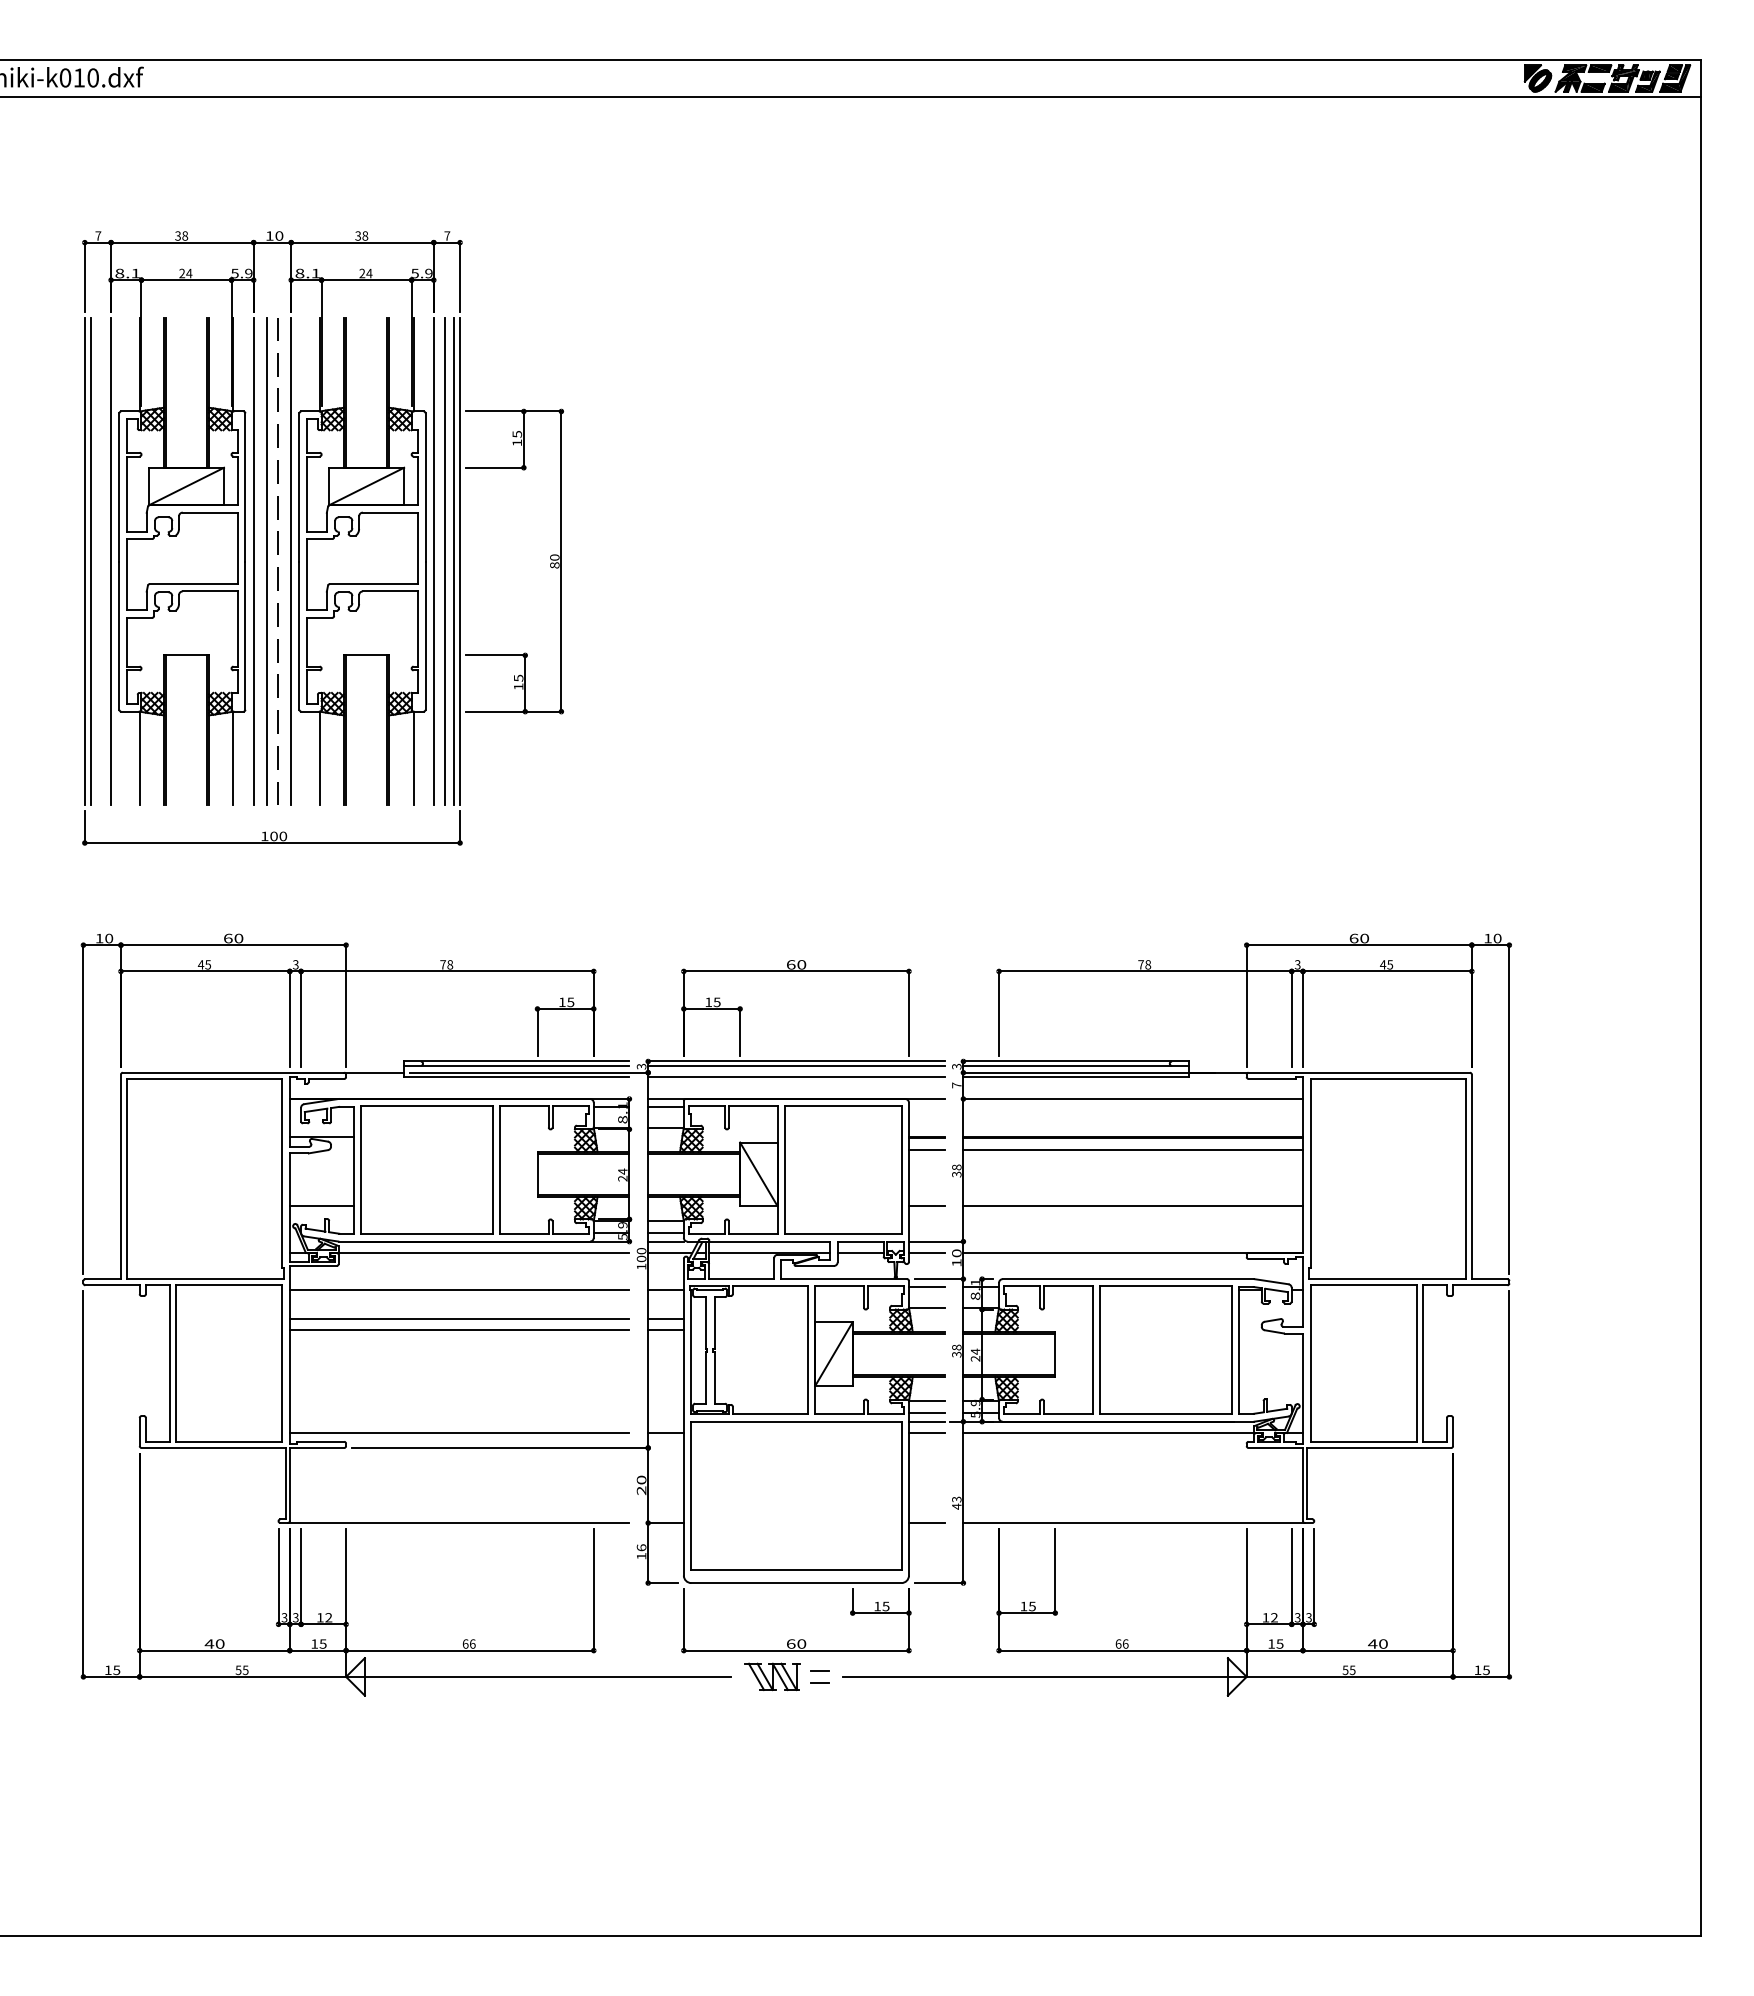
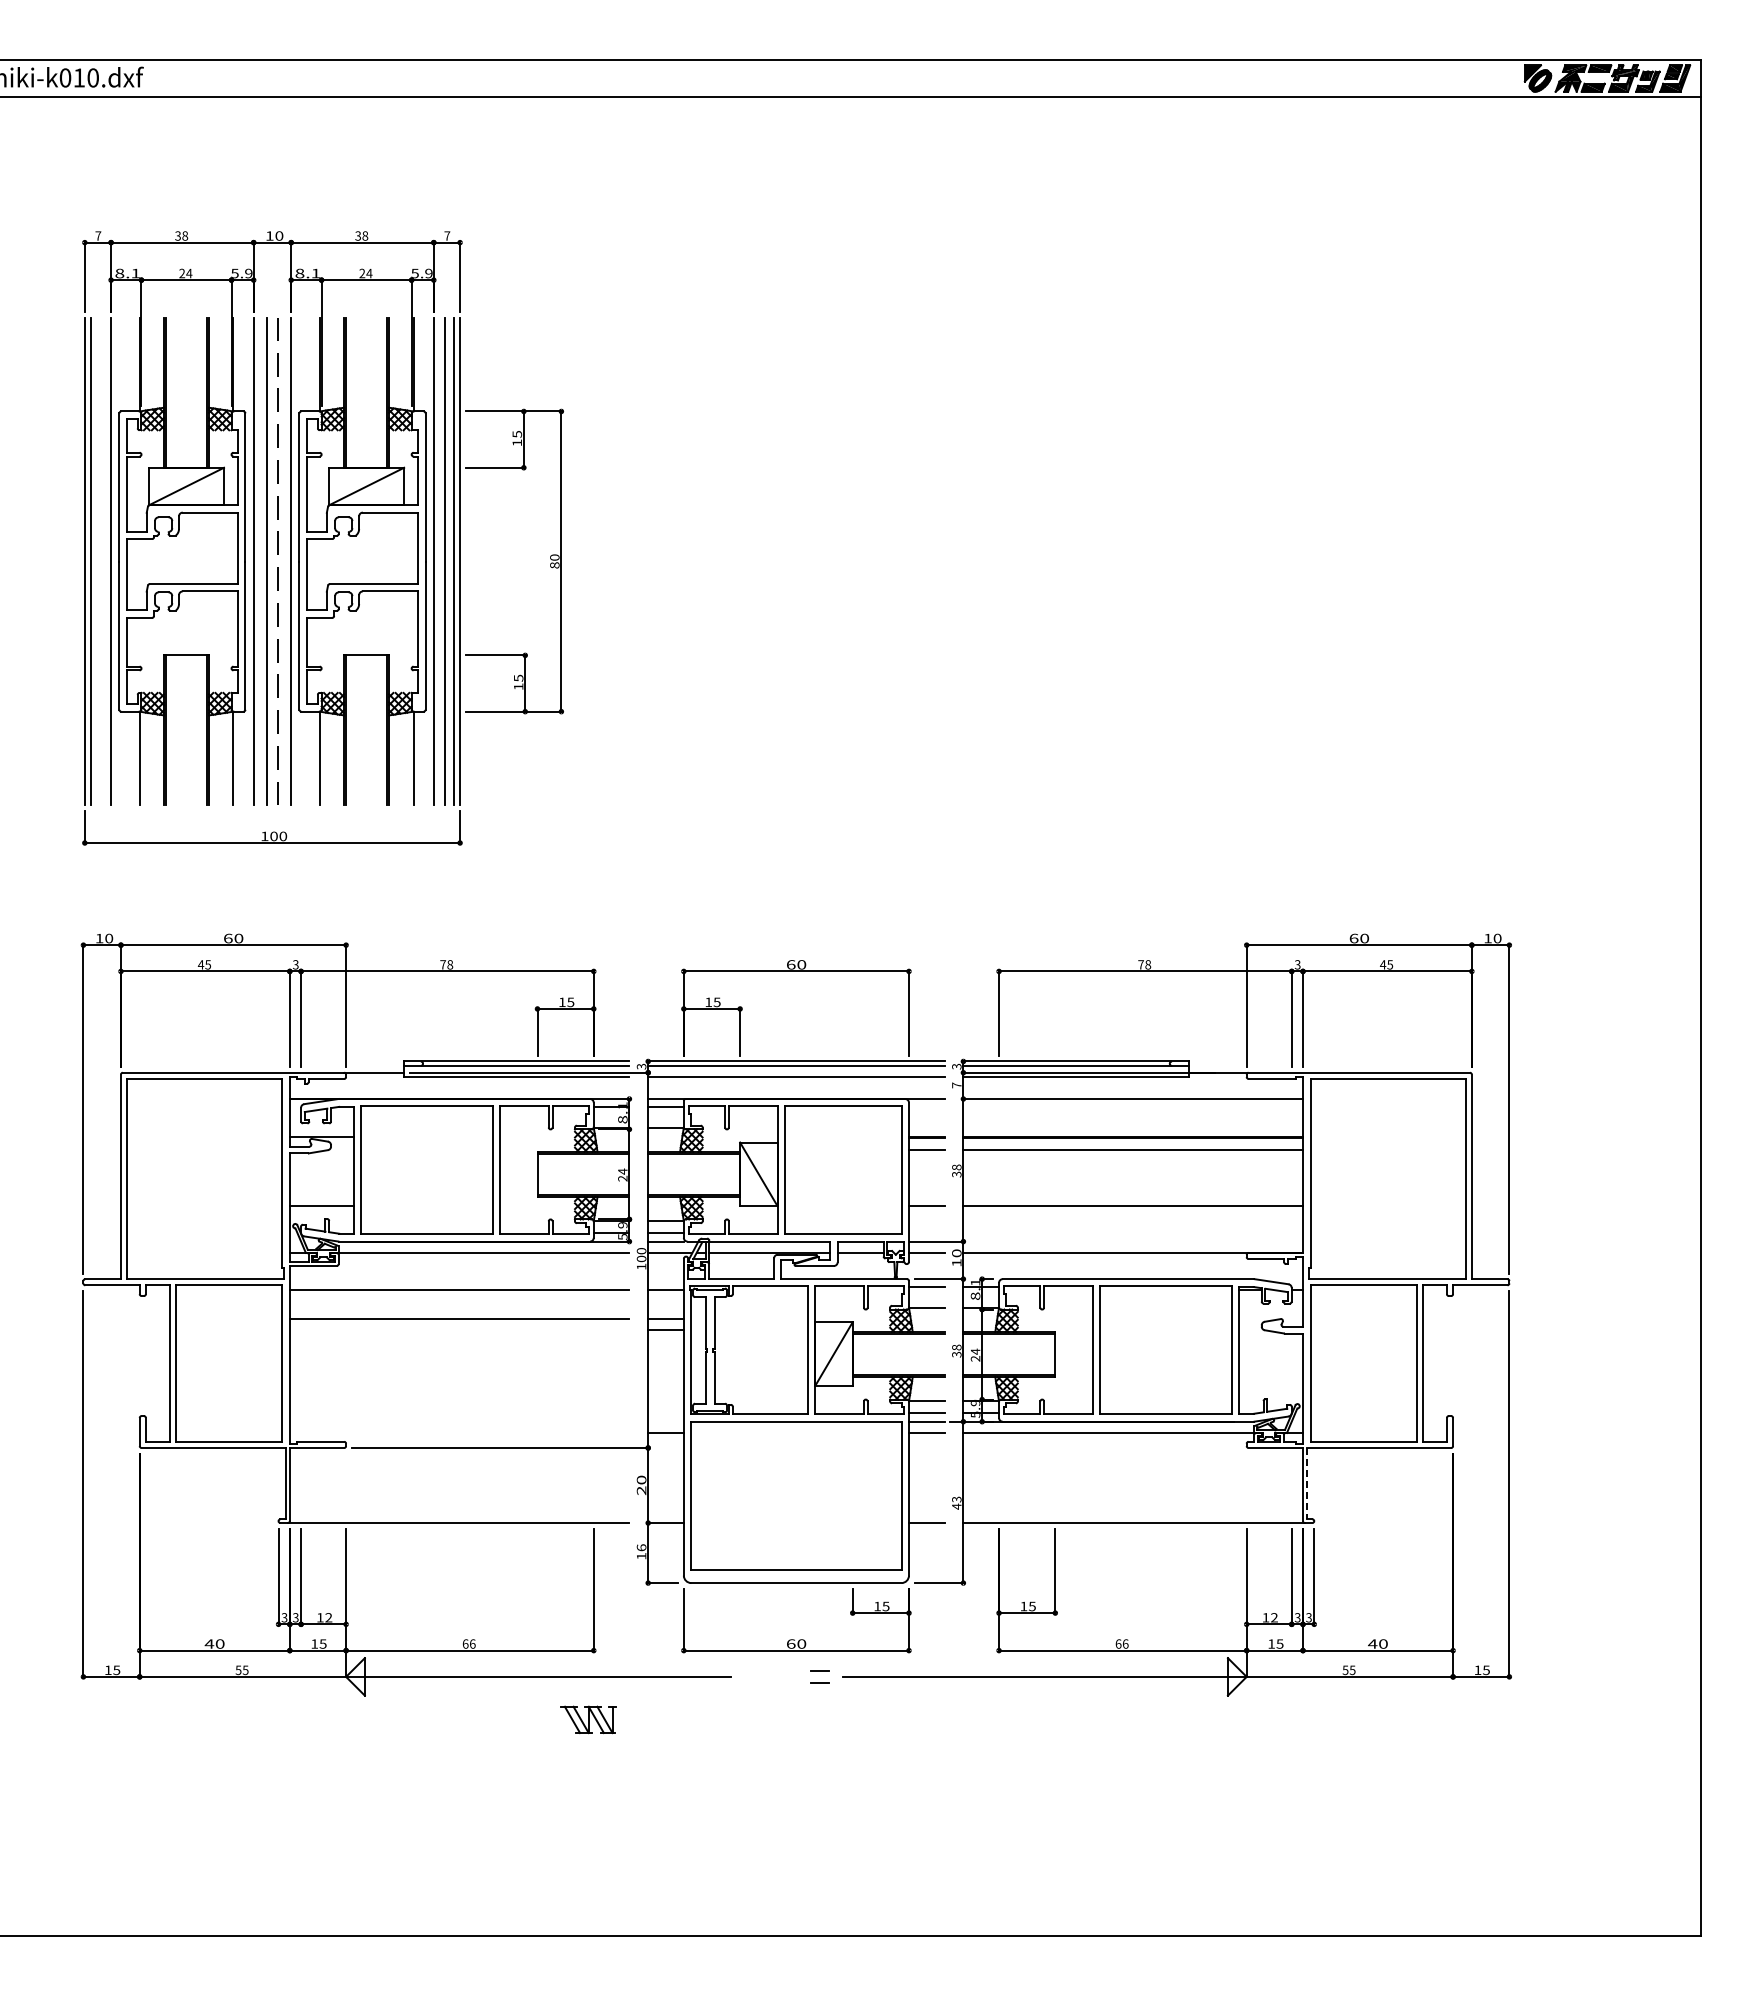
line: present -> none (459, 1329)
line: present -> none (459, 1432)
line: solid -> dashed (1307, 1483)
part position: (772, 1676) -> (588, 1719) (588, 1719)
